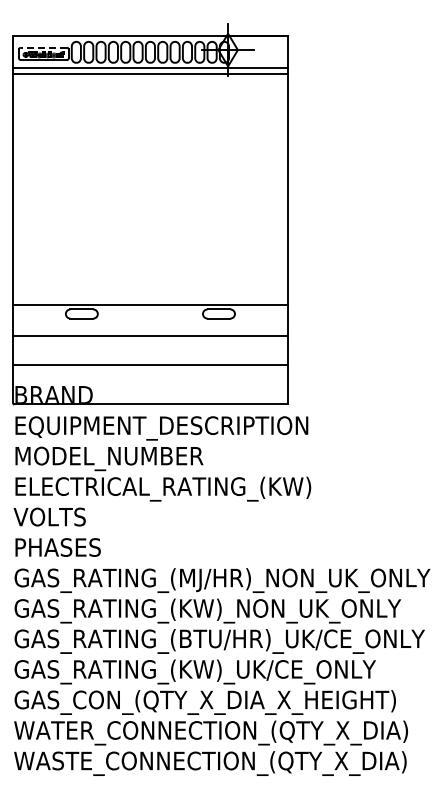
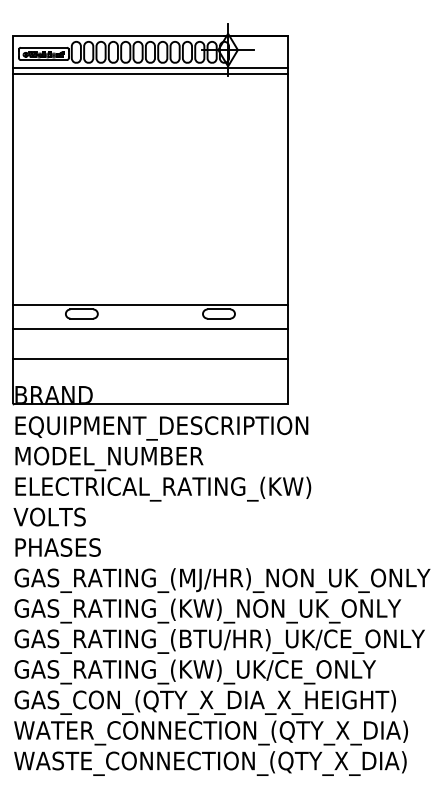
line: dashed -> solid (43, 47)
line position: (150, 336) -> (150, 329) (150, 329)
line position: (150, 364) -> (150, 358) (150, 358)
